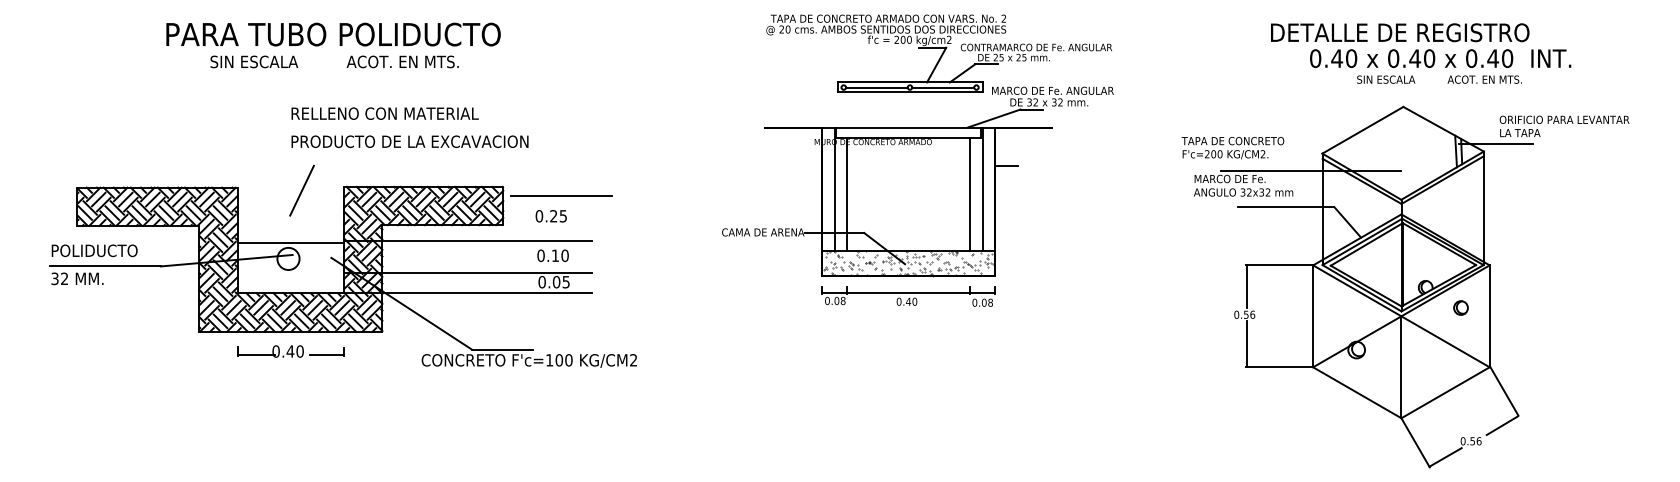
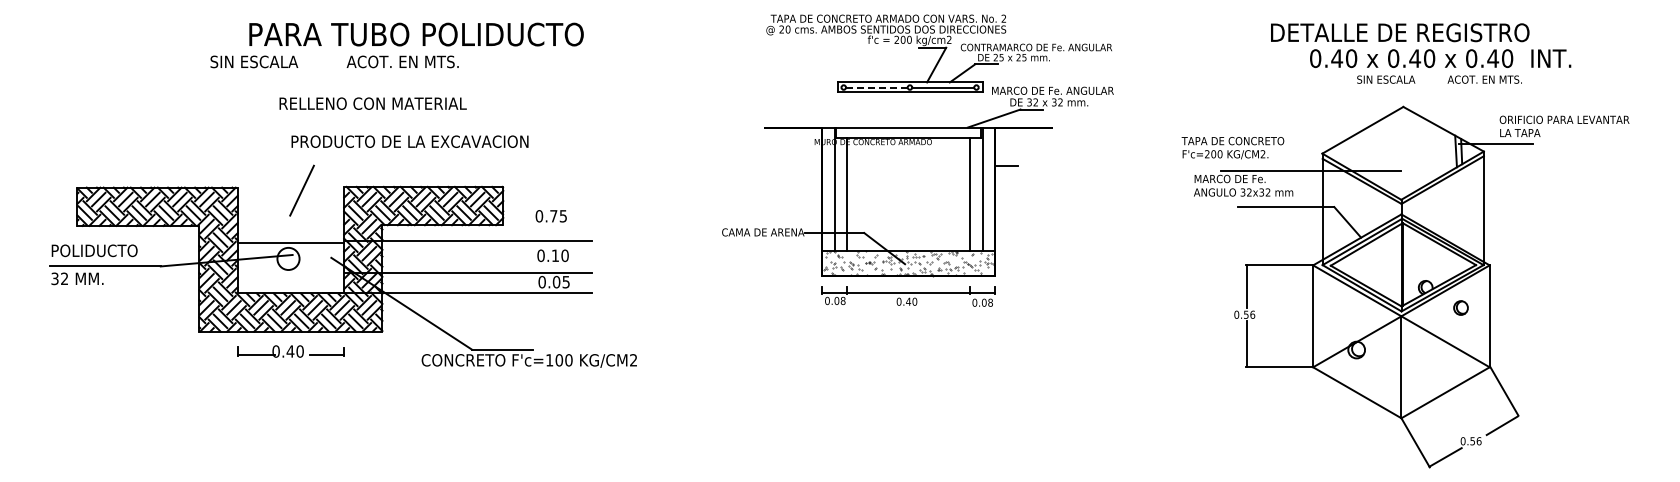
text position: (333, 34) -> (416, 34) (416, 34)
line: solid -> dashed (876, 87)
text position: (384, 113) -> (372, 103) (372, 103)
line: present -> none (561, 195)
text: 0.25 -> 0.75 (553, 216)
